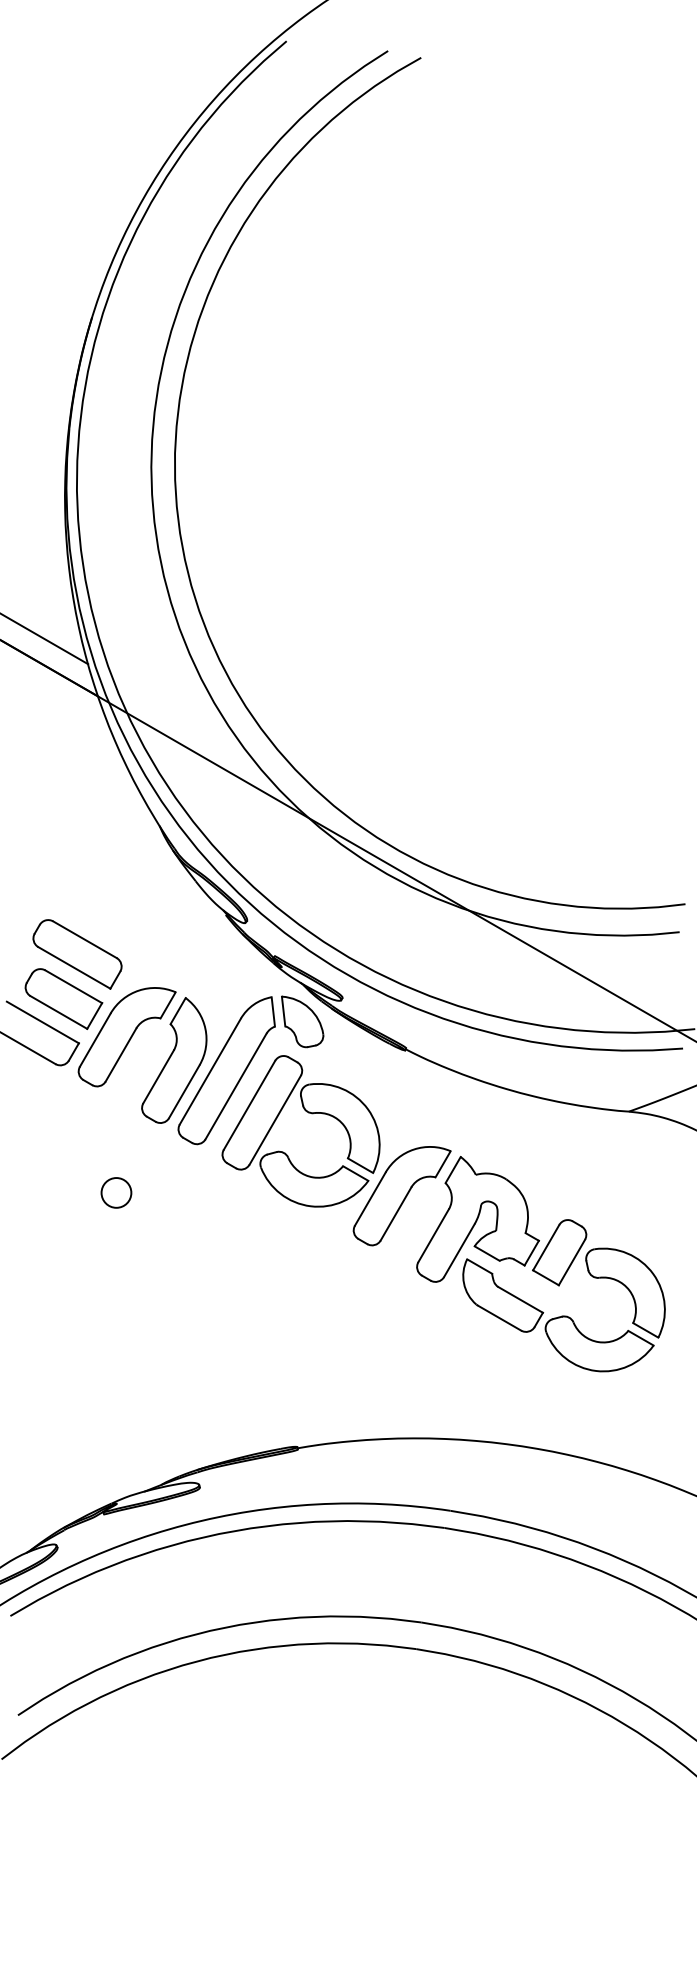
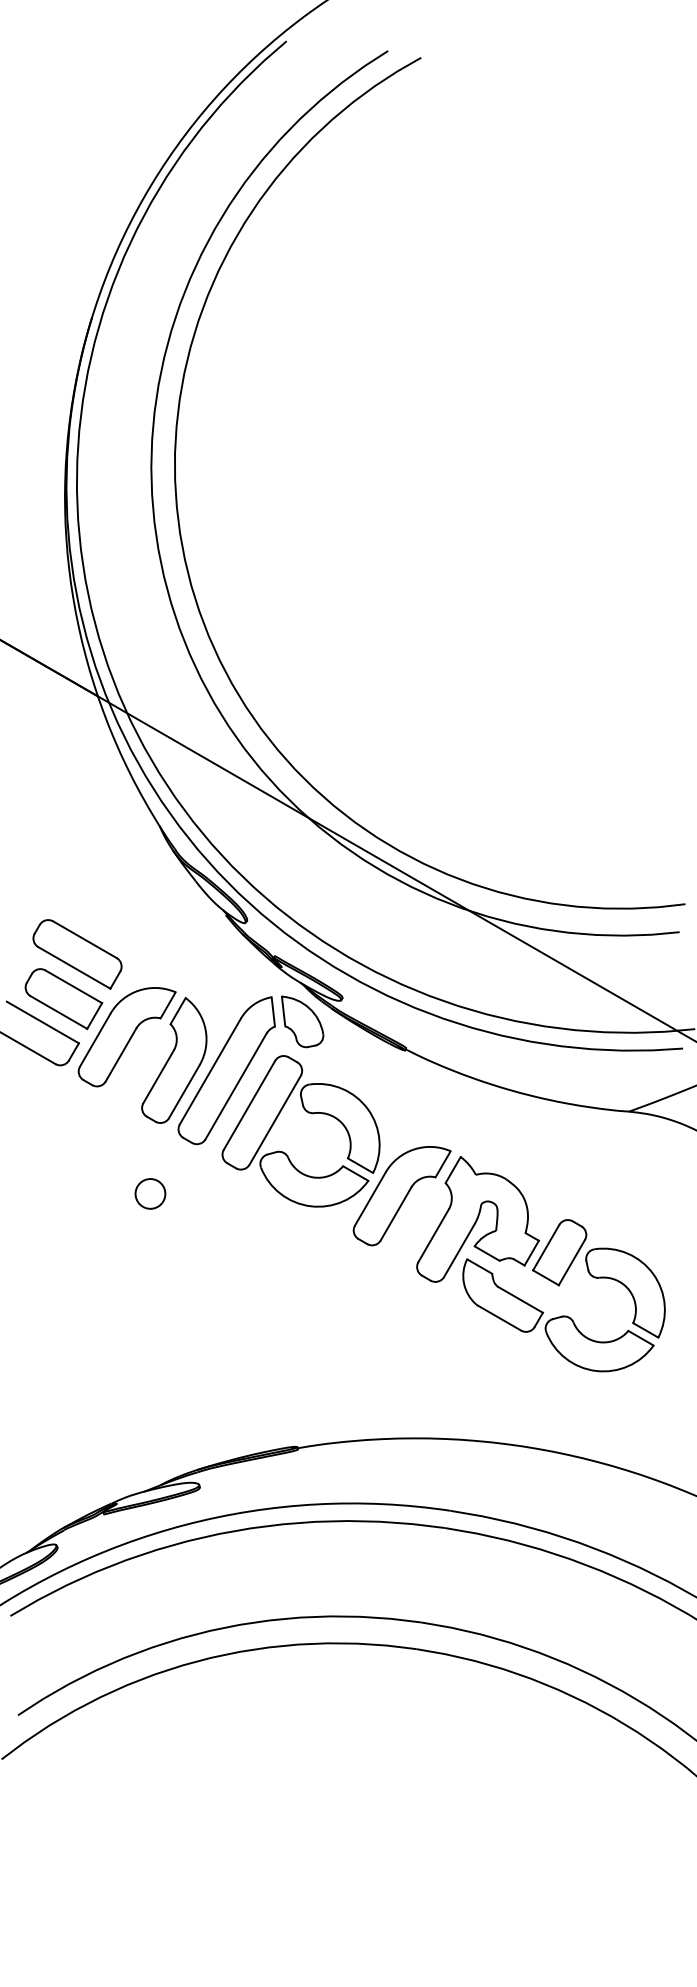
line: present -> none (45, 639)
circle position: (116, 1192) -> (150, 1193) (150, 1193)
